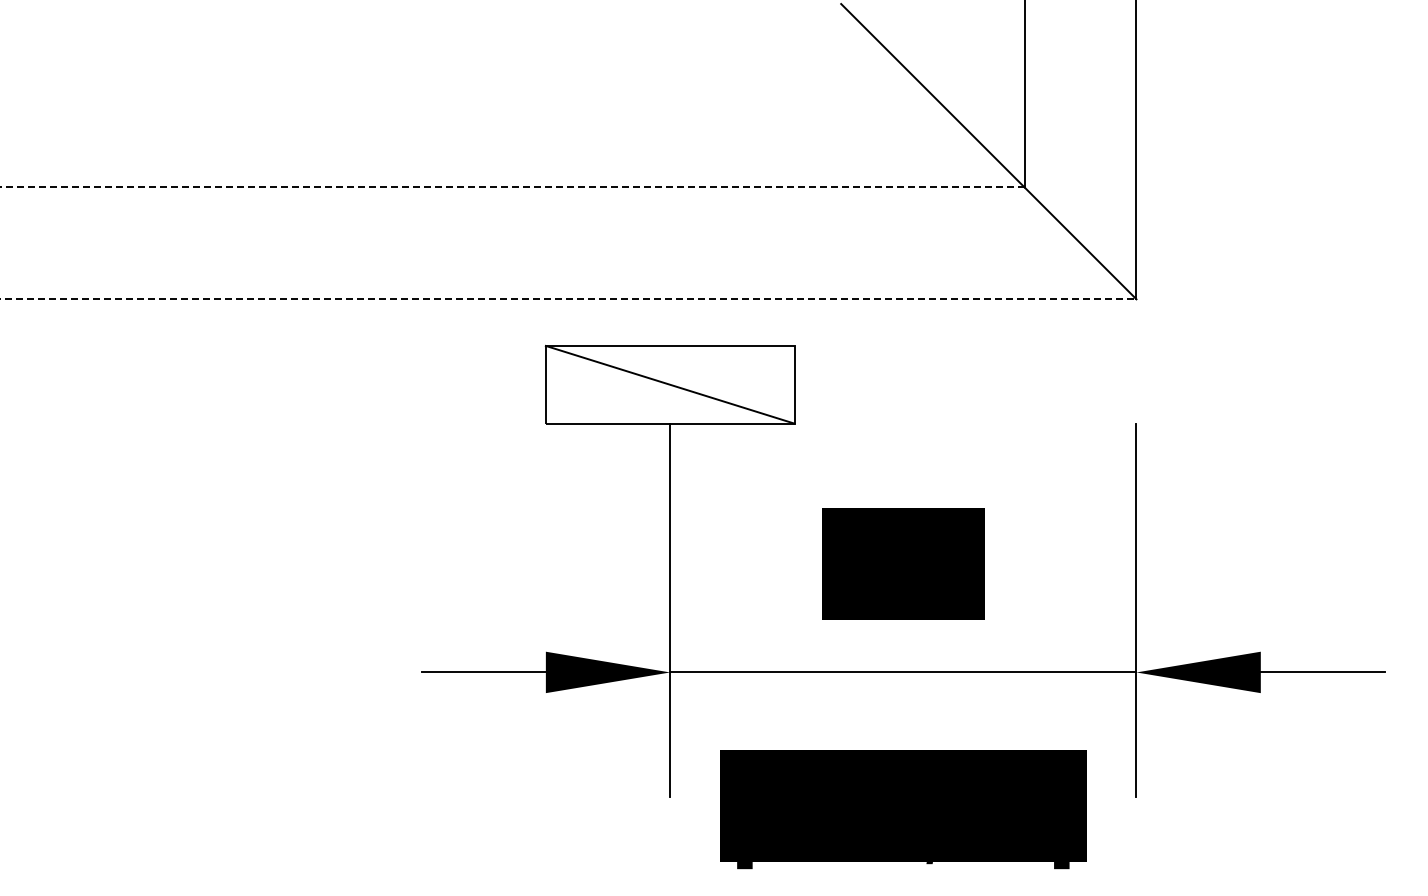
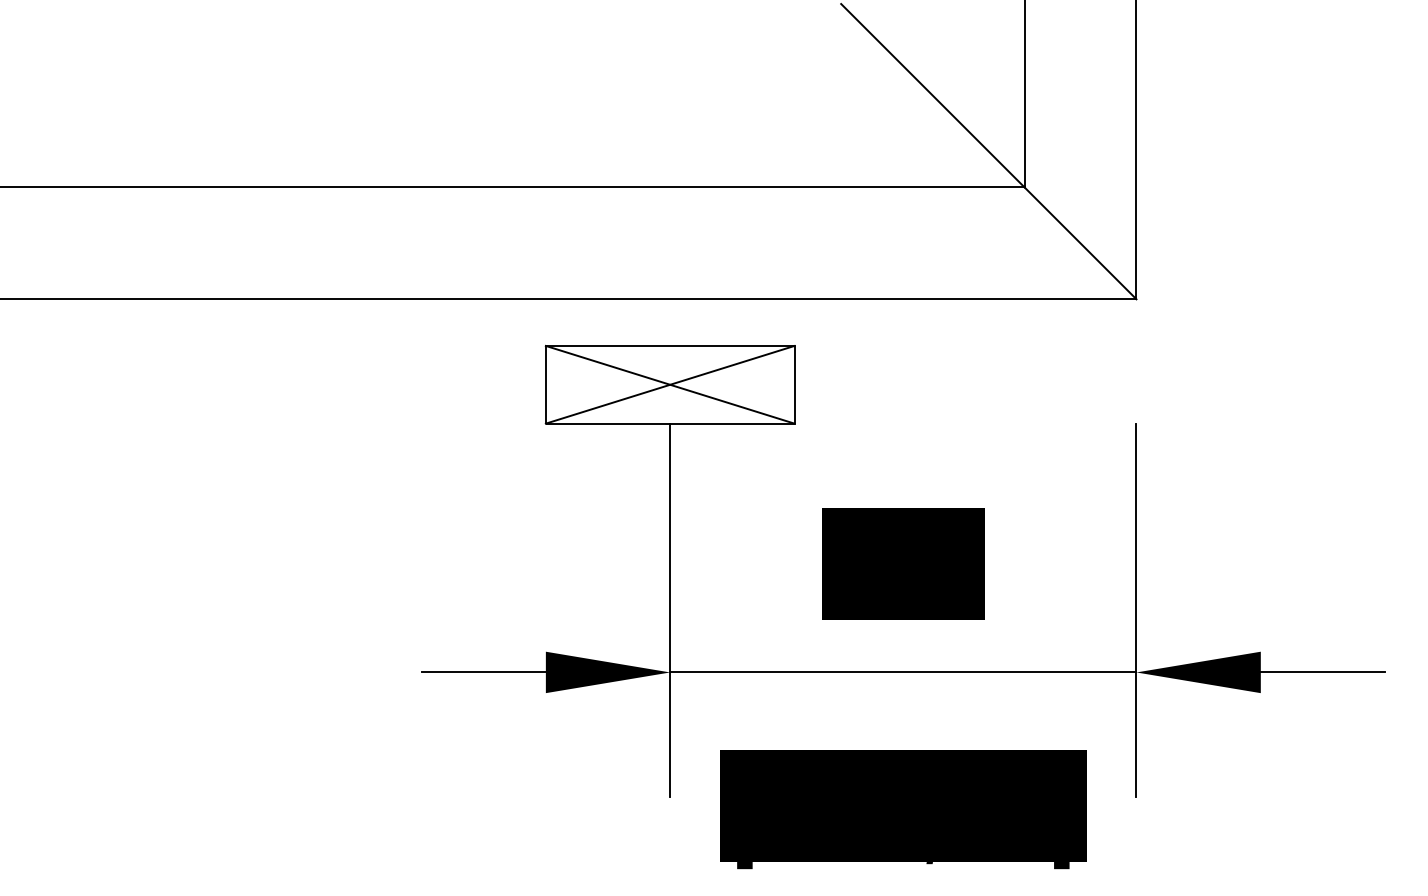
line: dashed -> solid (512, 187)
line: dashed -> solid (568, 299)
line: none -> present (669, 384)
